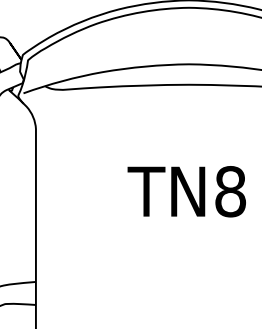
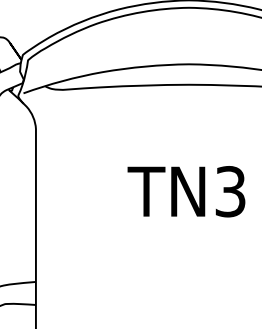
text: TN8 -> TN3 (230, 191)
